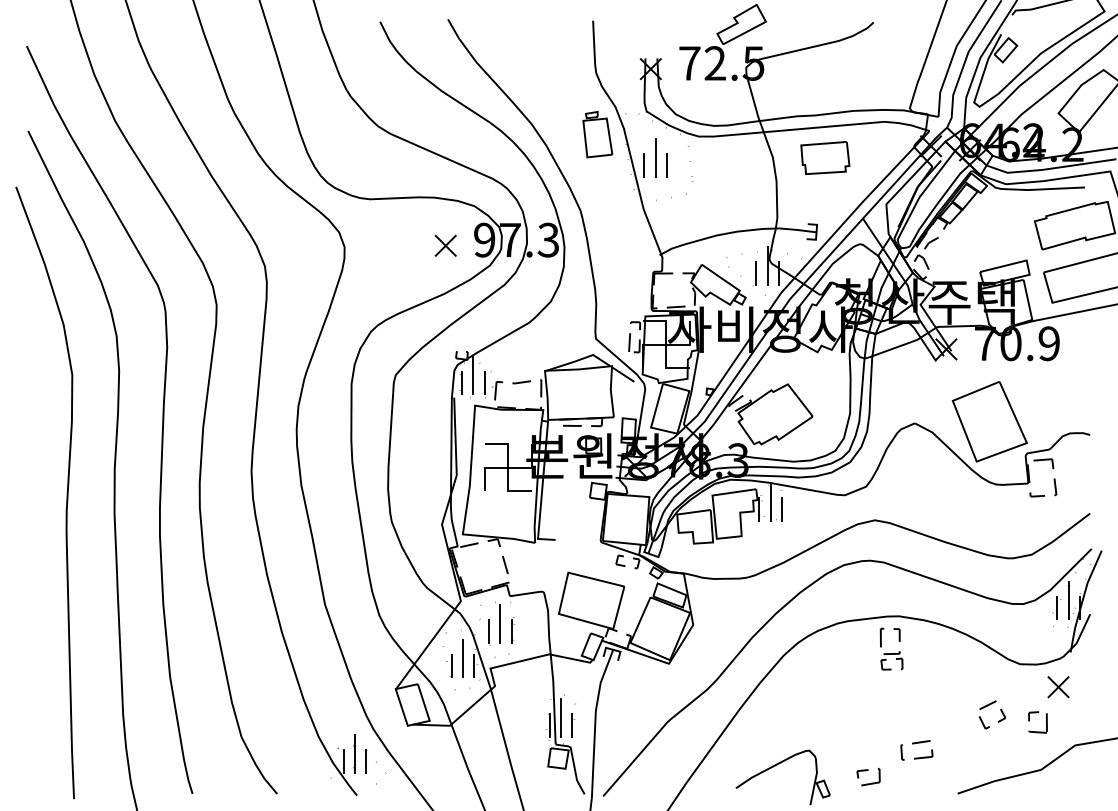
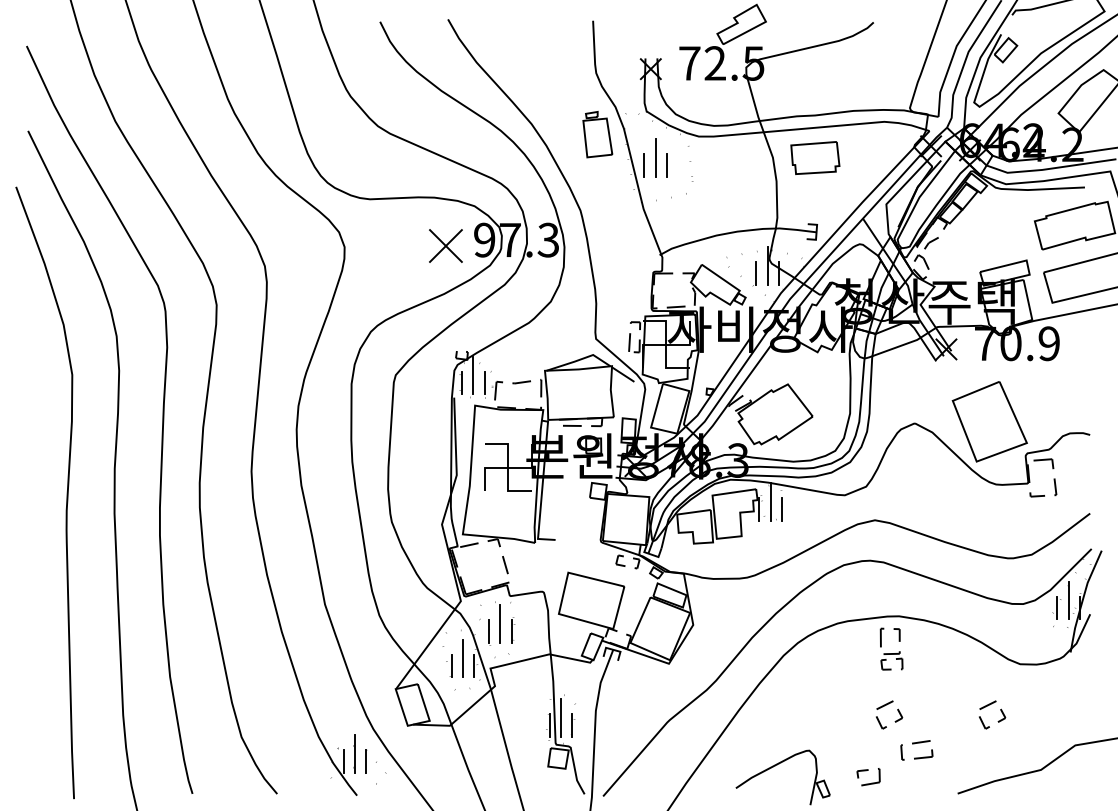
part position: (825, 157) -> (815, 157) (815, 157)
part size: 23x23 px -> 34x34 px (445, 245)
part: present -> none (1058, 687)
part: none -> present (895, 720)
part: present -> none (1029, 721)
